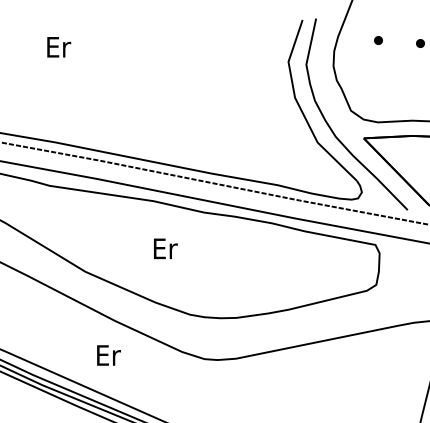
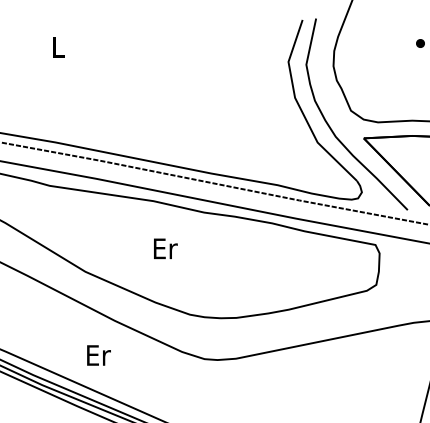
part: present -> none (378, 40)
text: Er -> L (59, 47)
text position: (108, 355) -> (98, 355) (98, 355)
